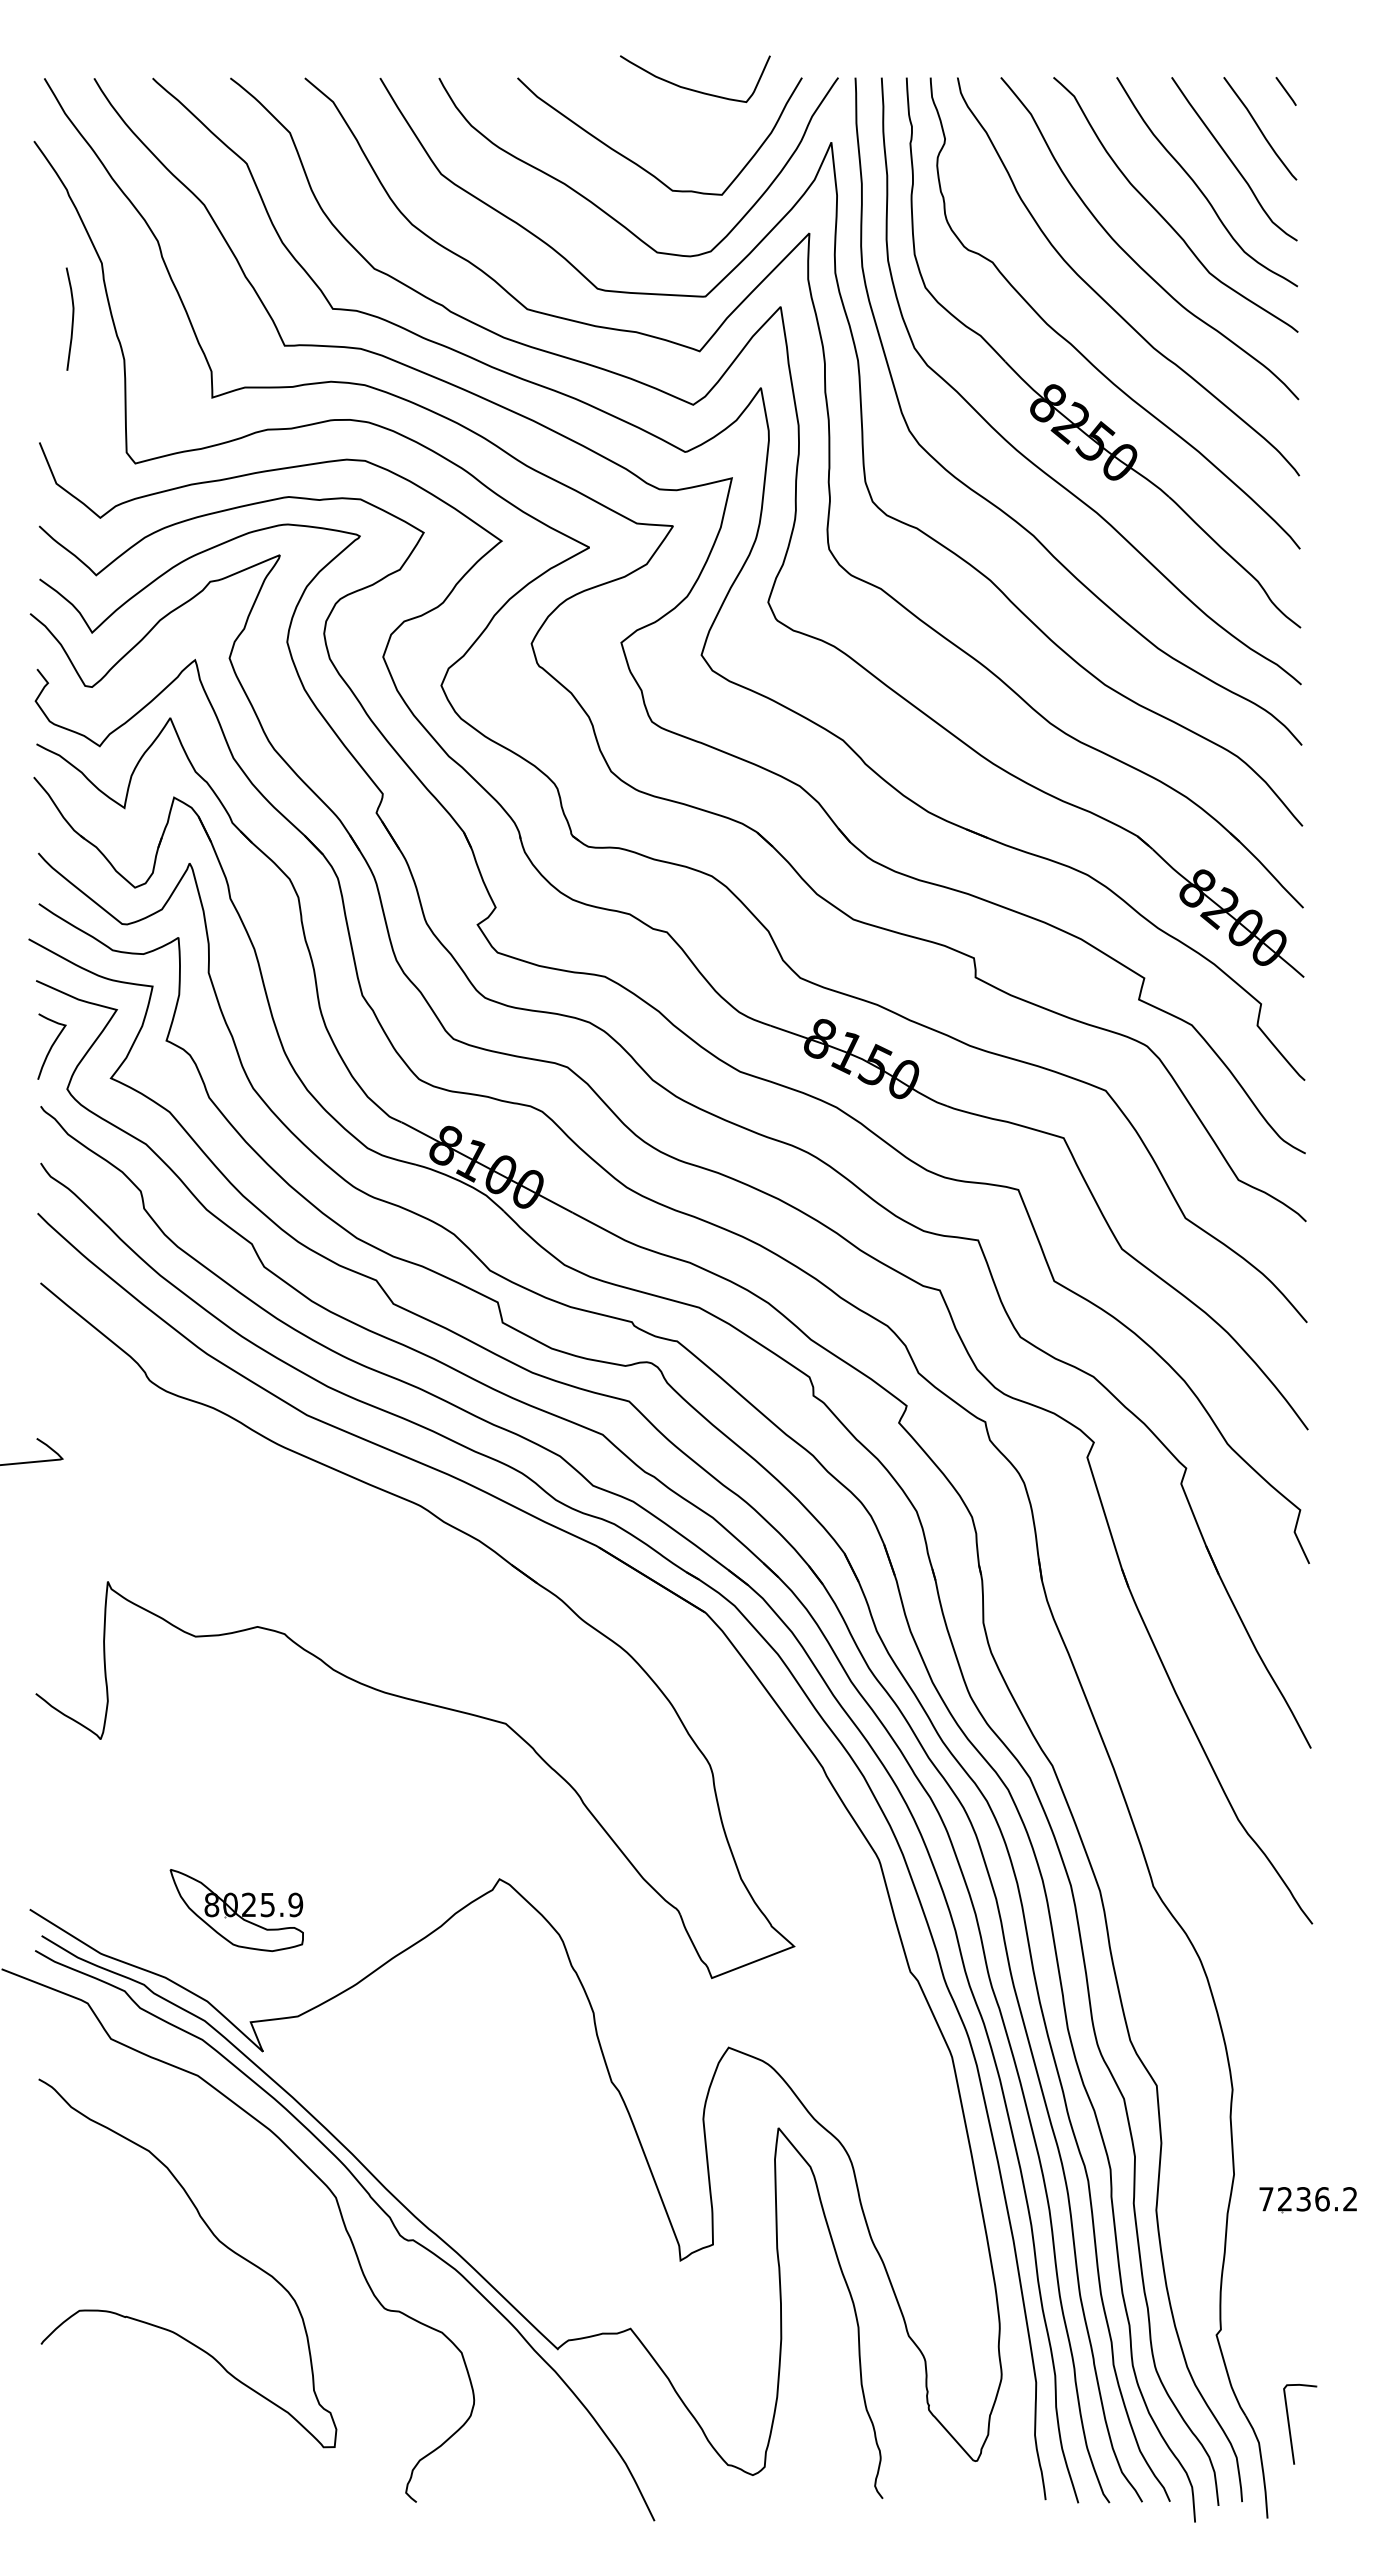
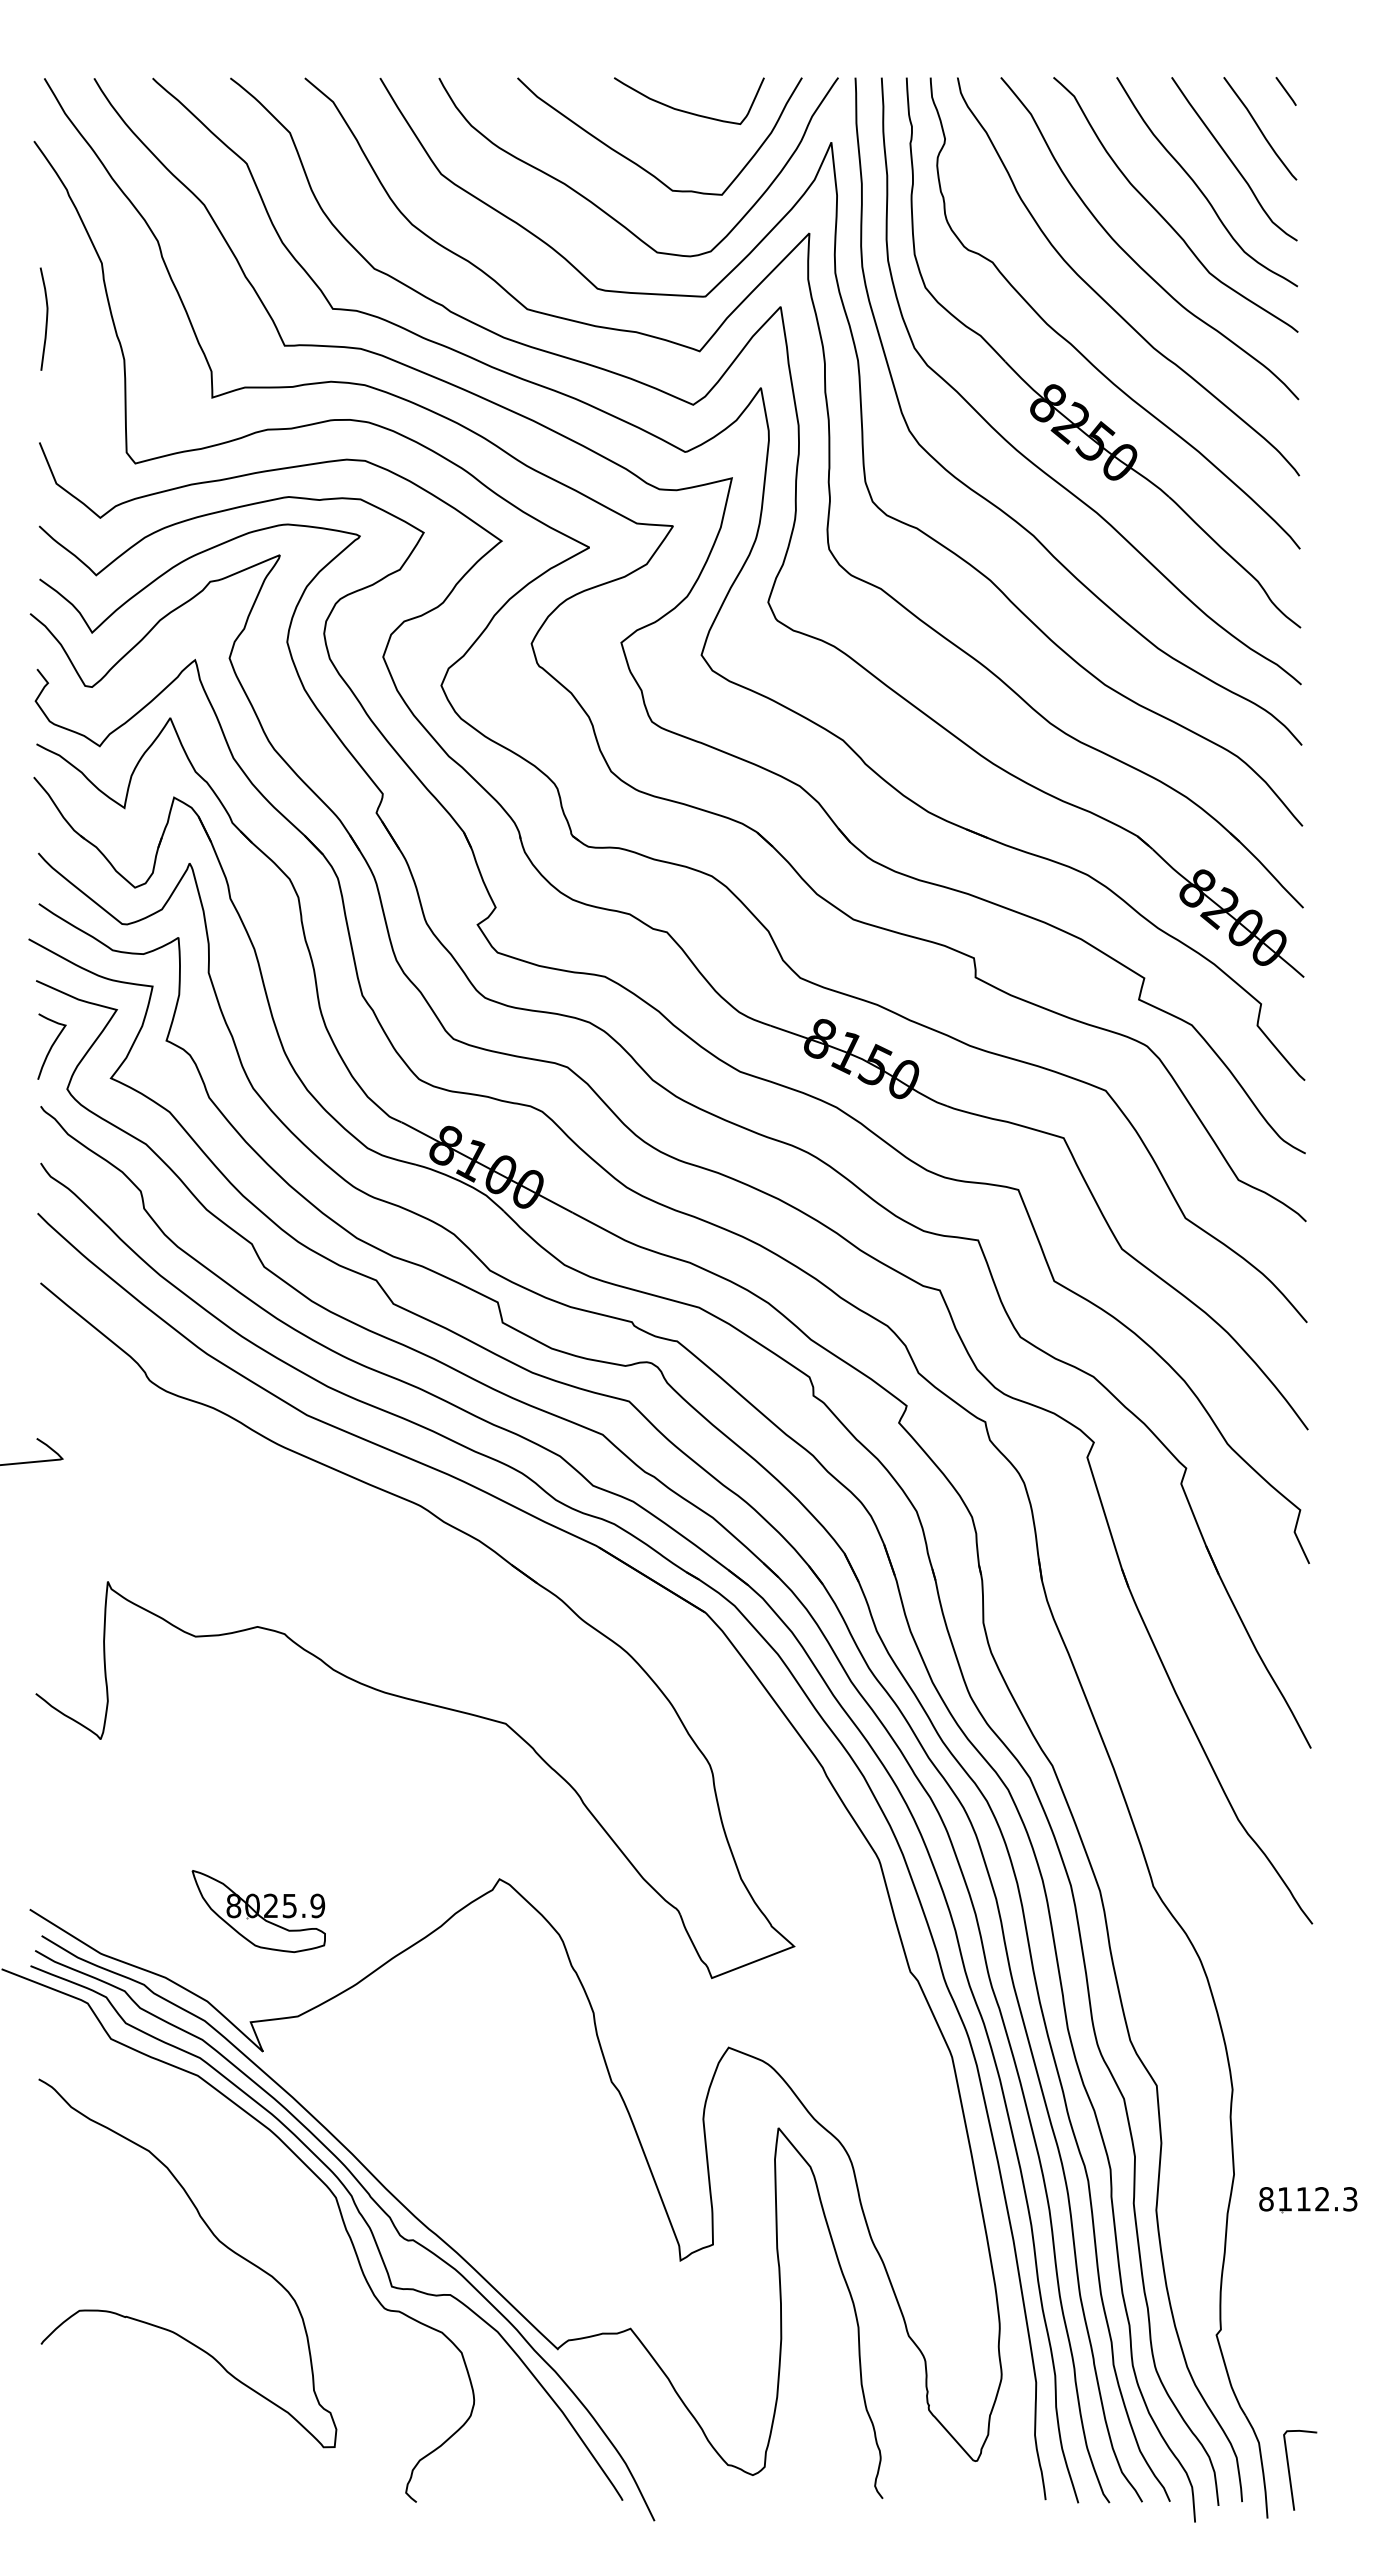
curve position: (694, 89) -> (688, 111) (688, 111)
curve position: (72, 318) -> (46, 318) (46, 318)
part position: (236, 1910) -> (258, 1911) (258, 1911)
text: 7236.2 -> 8112.3 (1308, 2199)
curve: none -> present (358, 2213)
part position: (1290, 2427) -> (1290, 2473) (1290, 2473)
